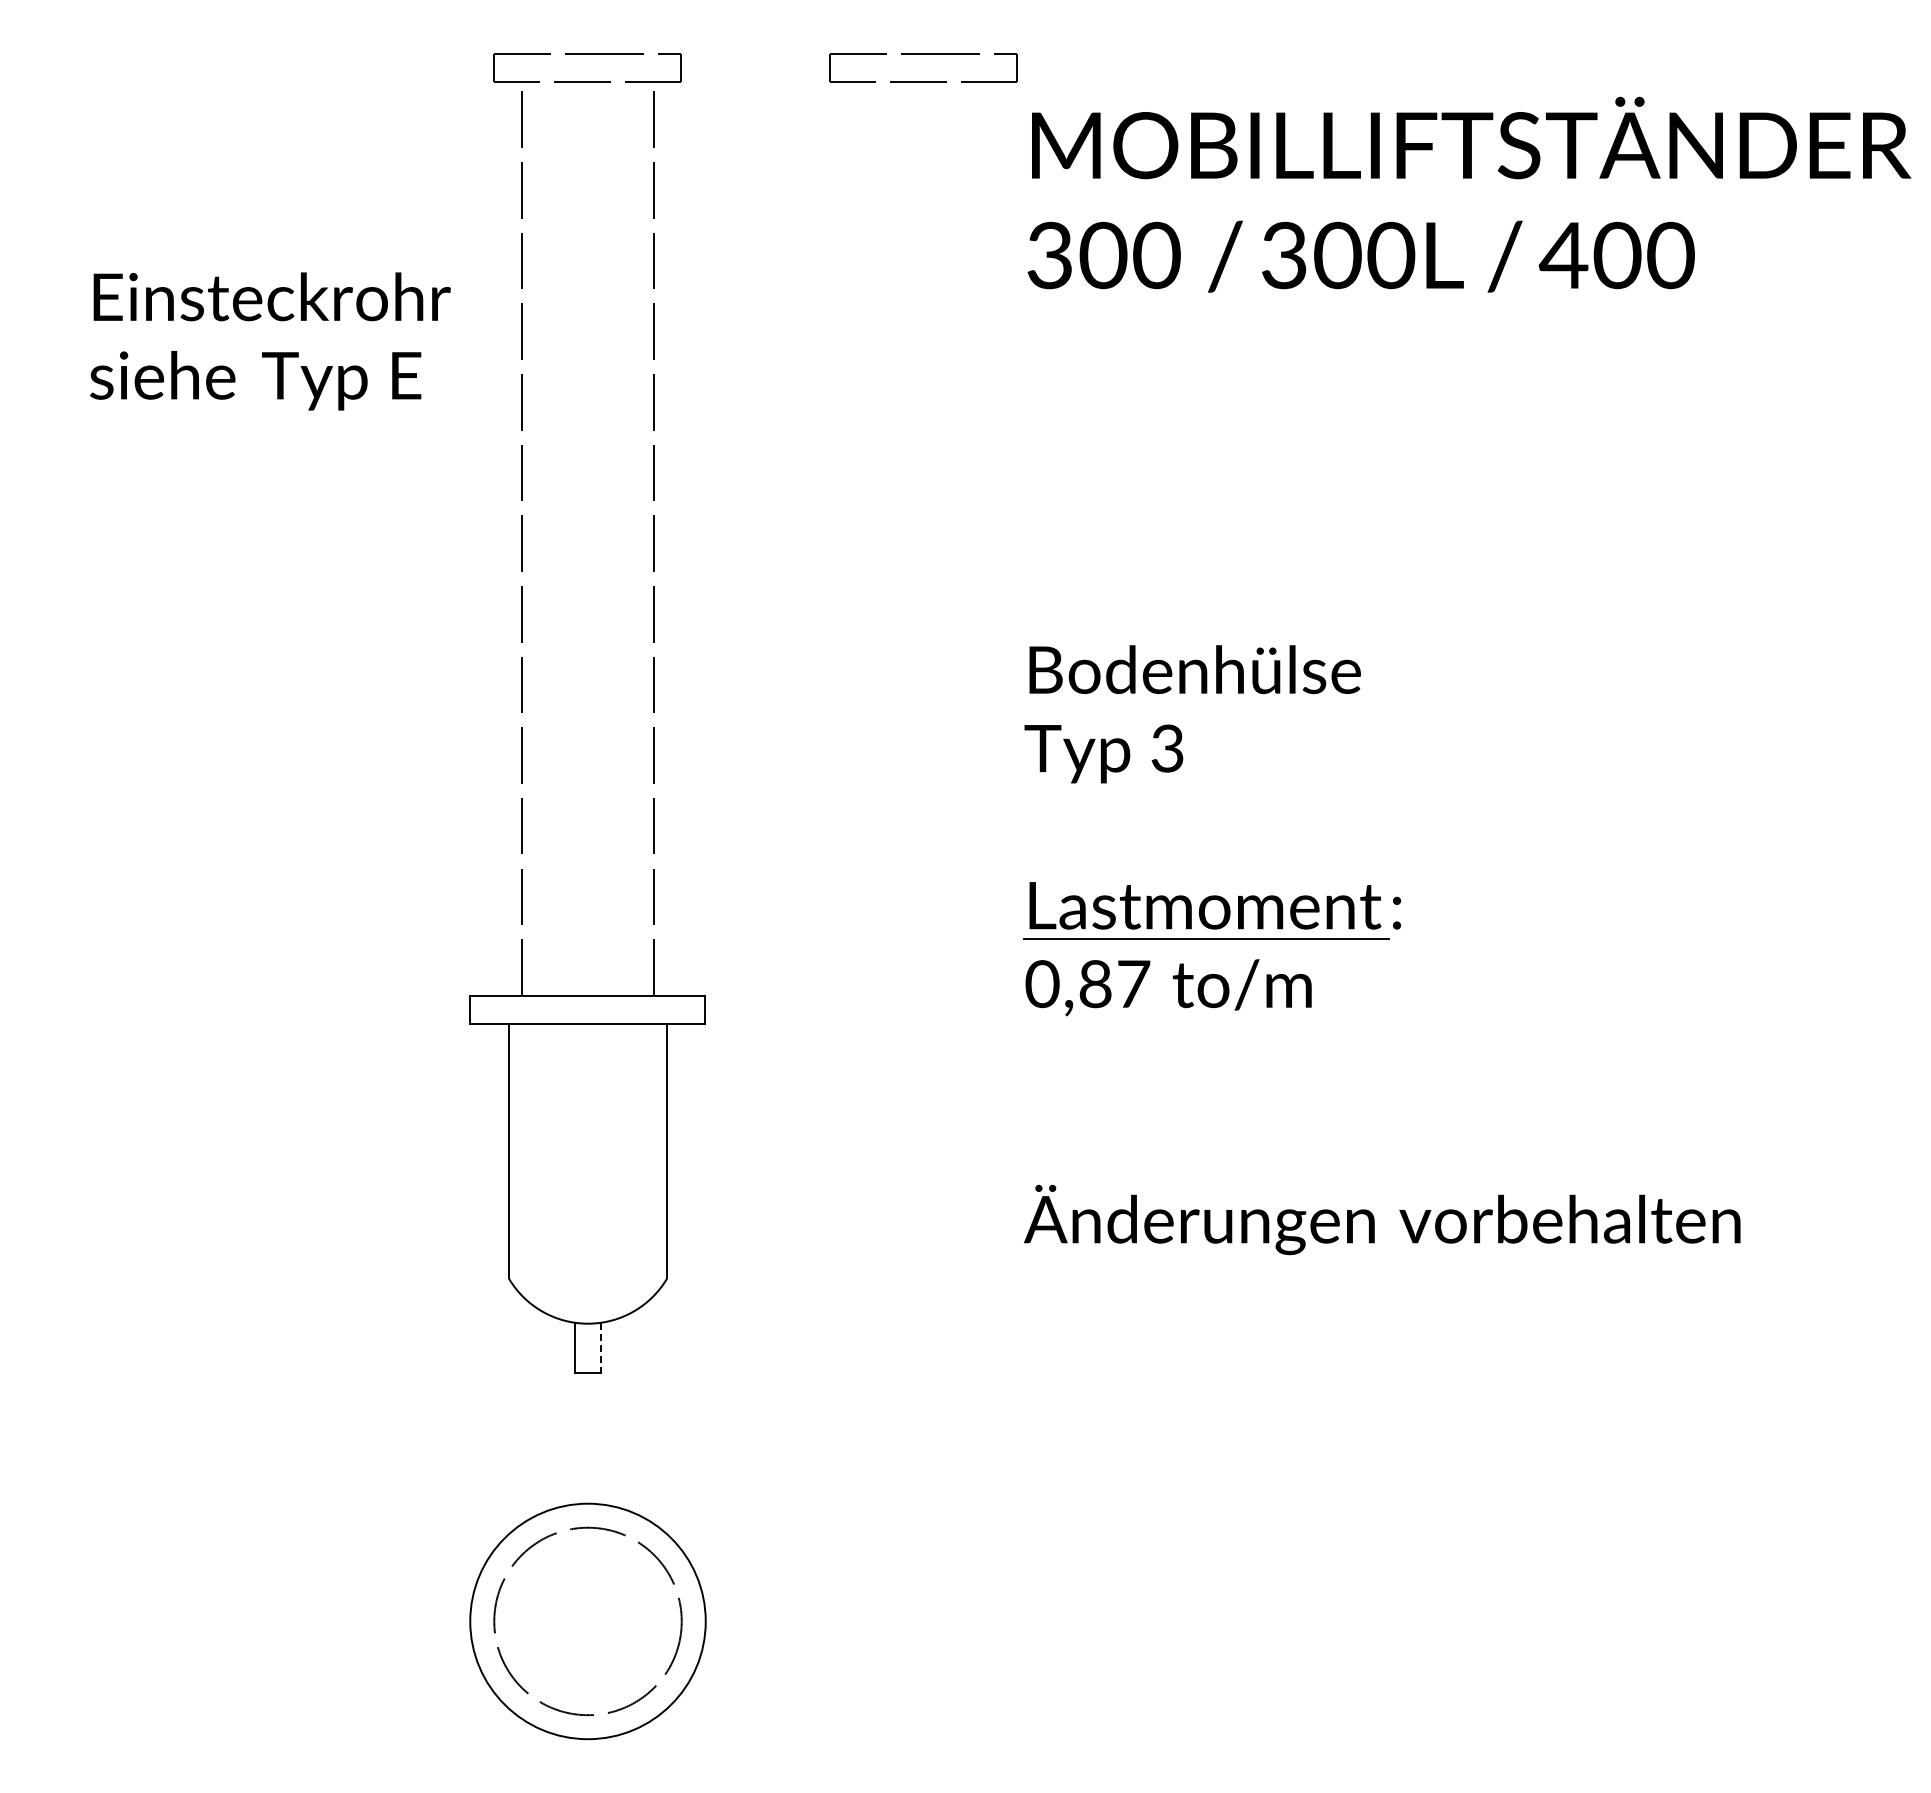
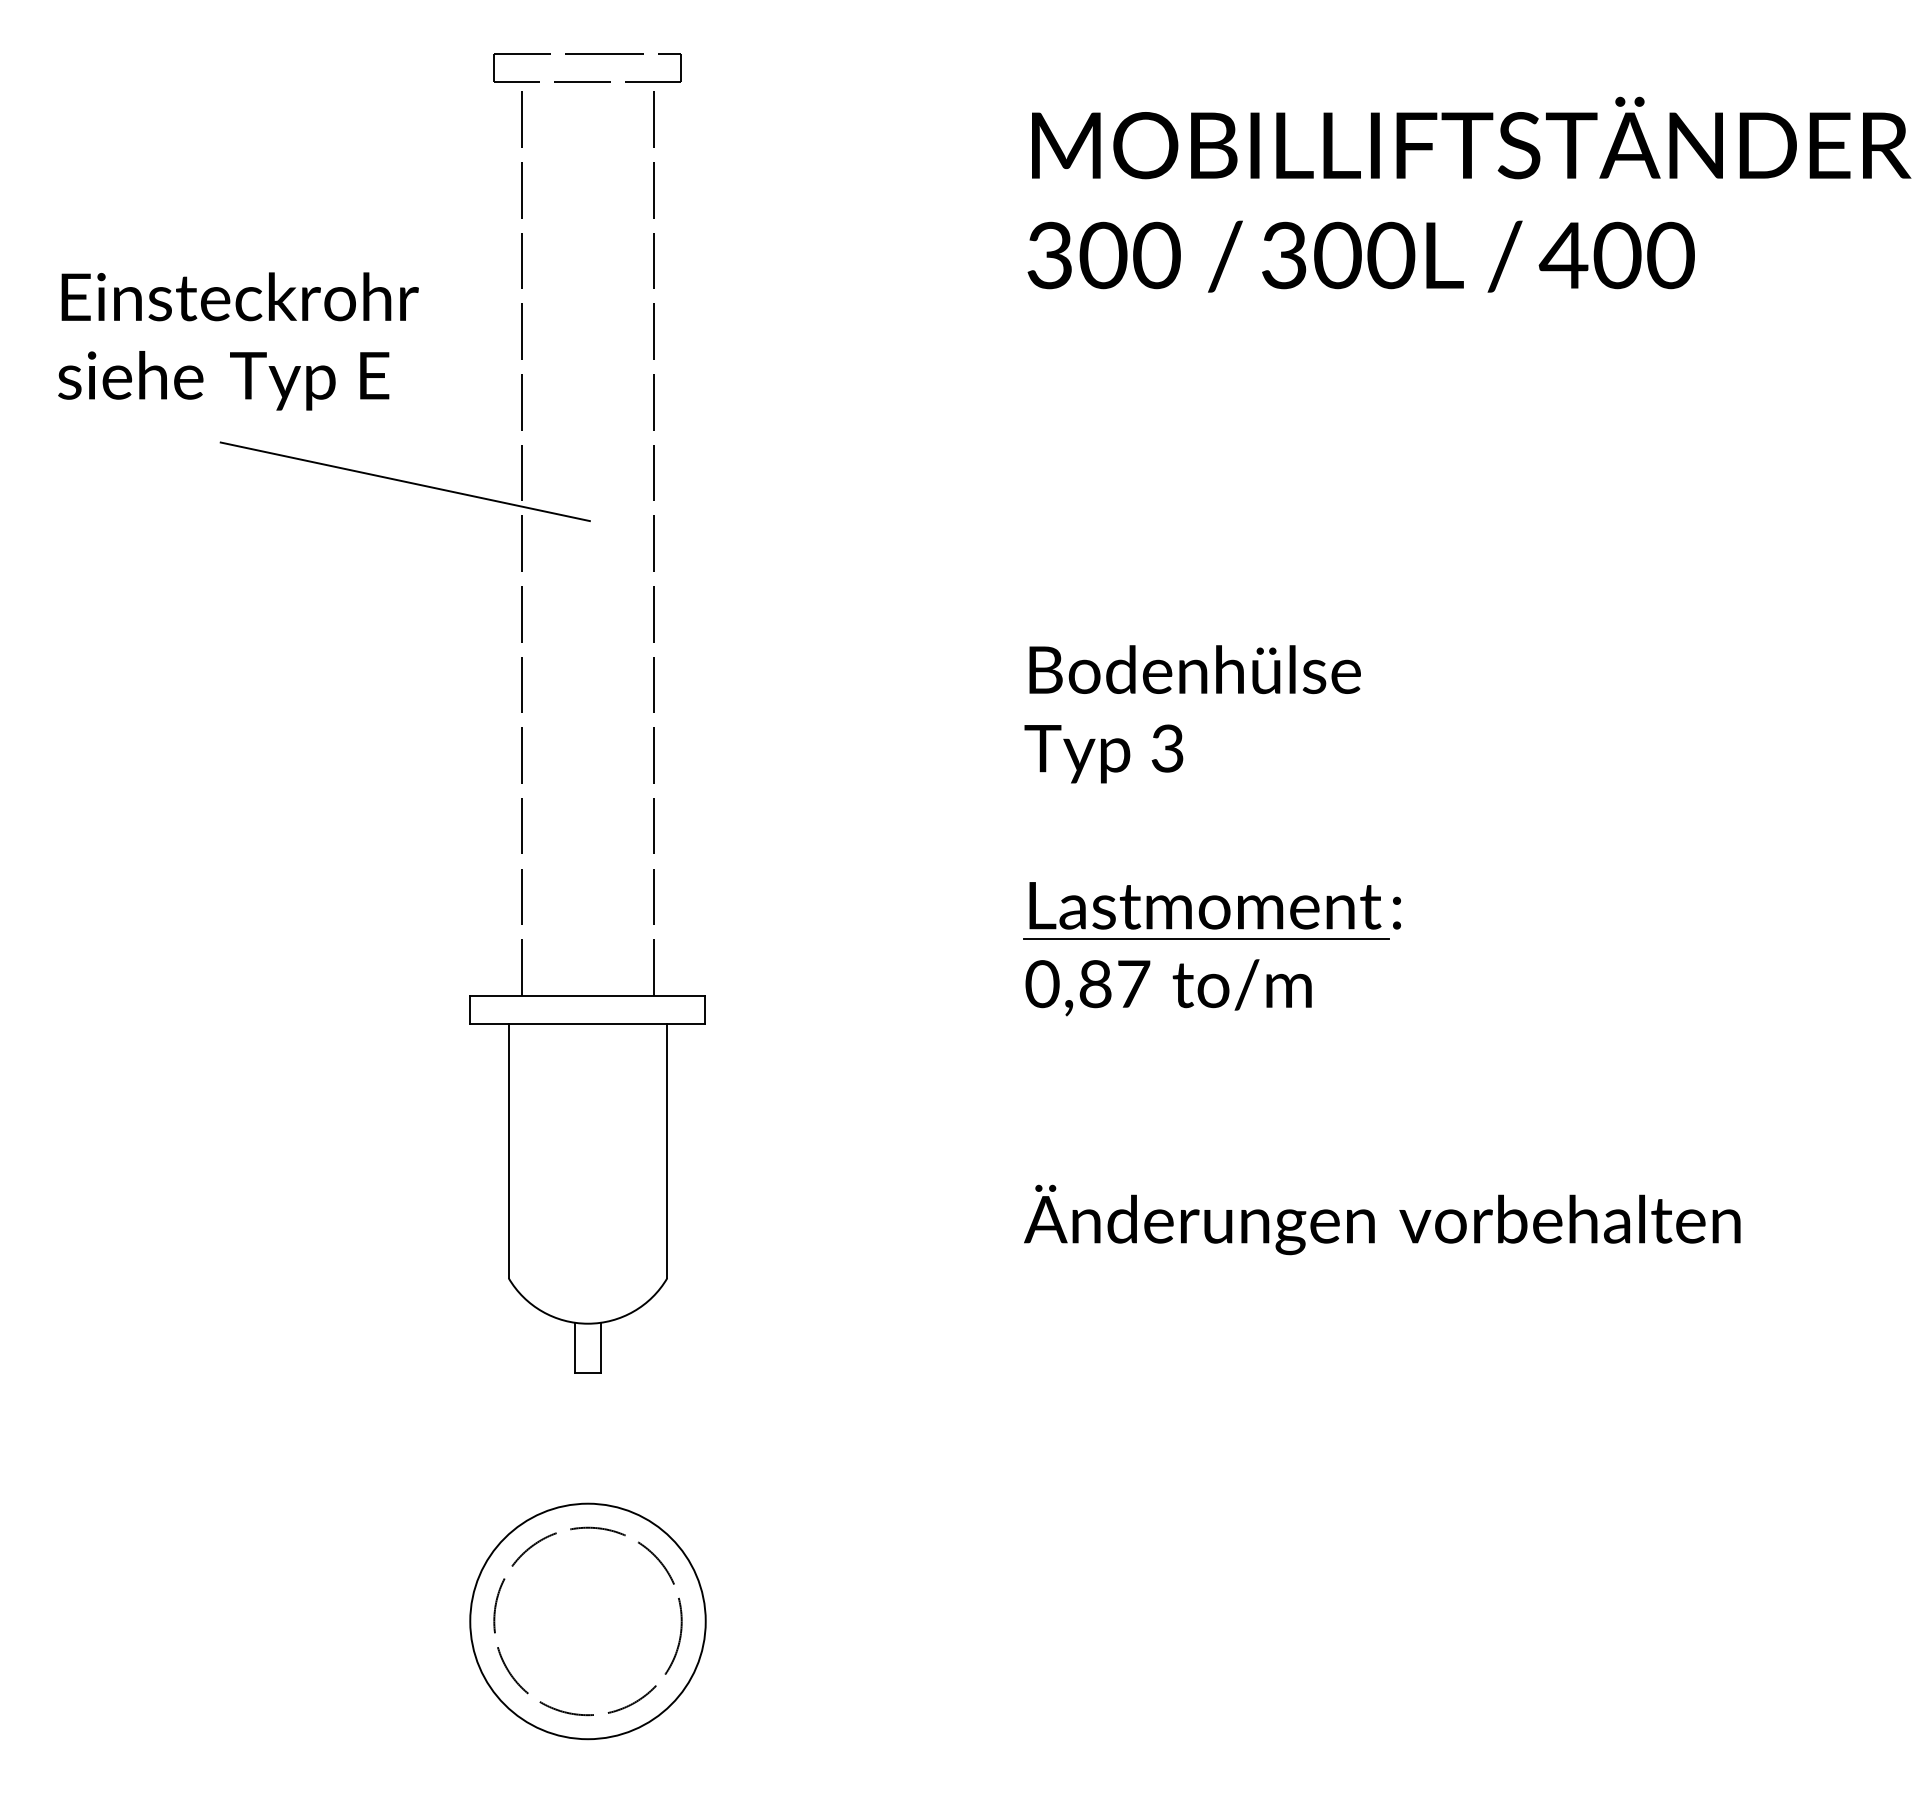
part: present -> none (923, 54)
text position: (270, 341) -> (238, 341) (238, 341)
line: none -> present (404, 481)
line: dashed -> solid (600, 1347)
